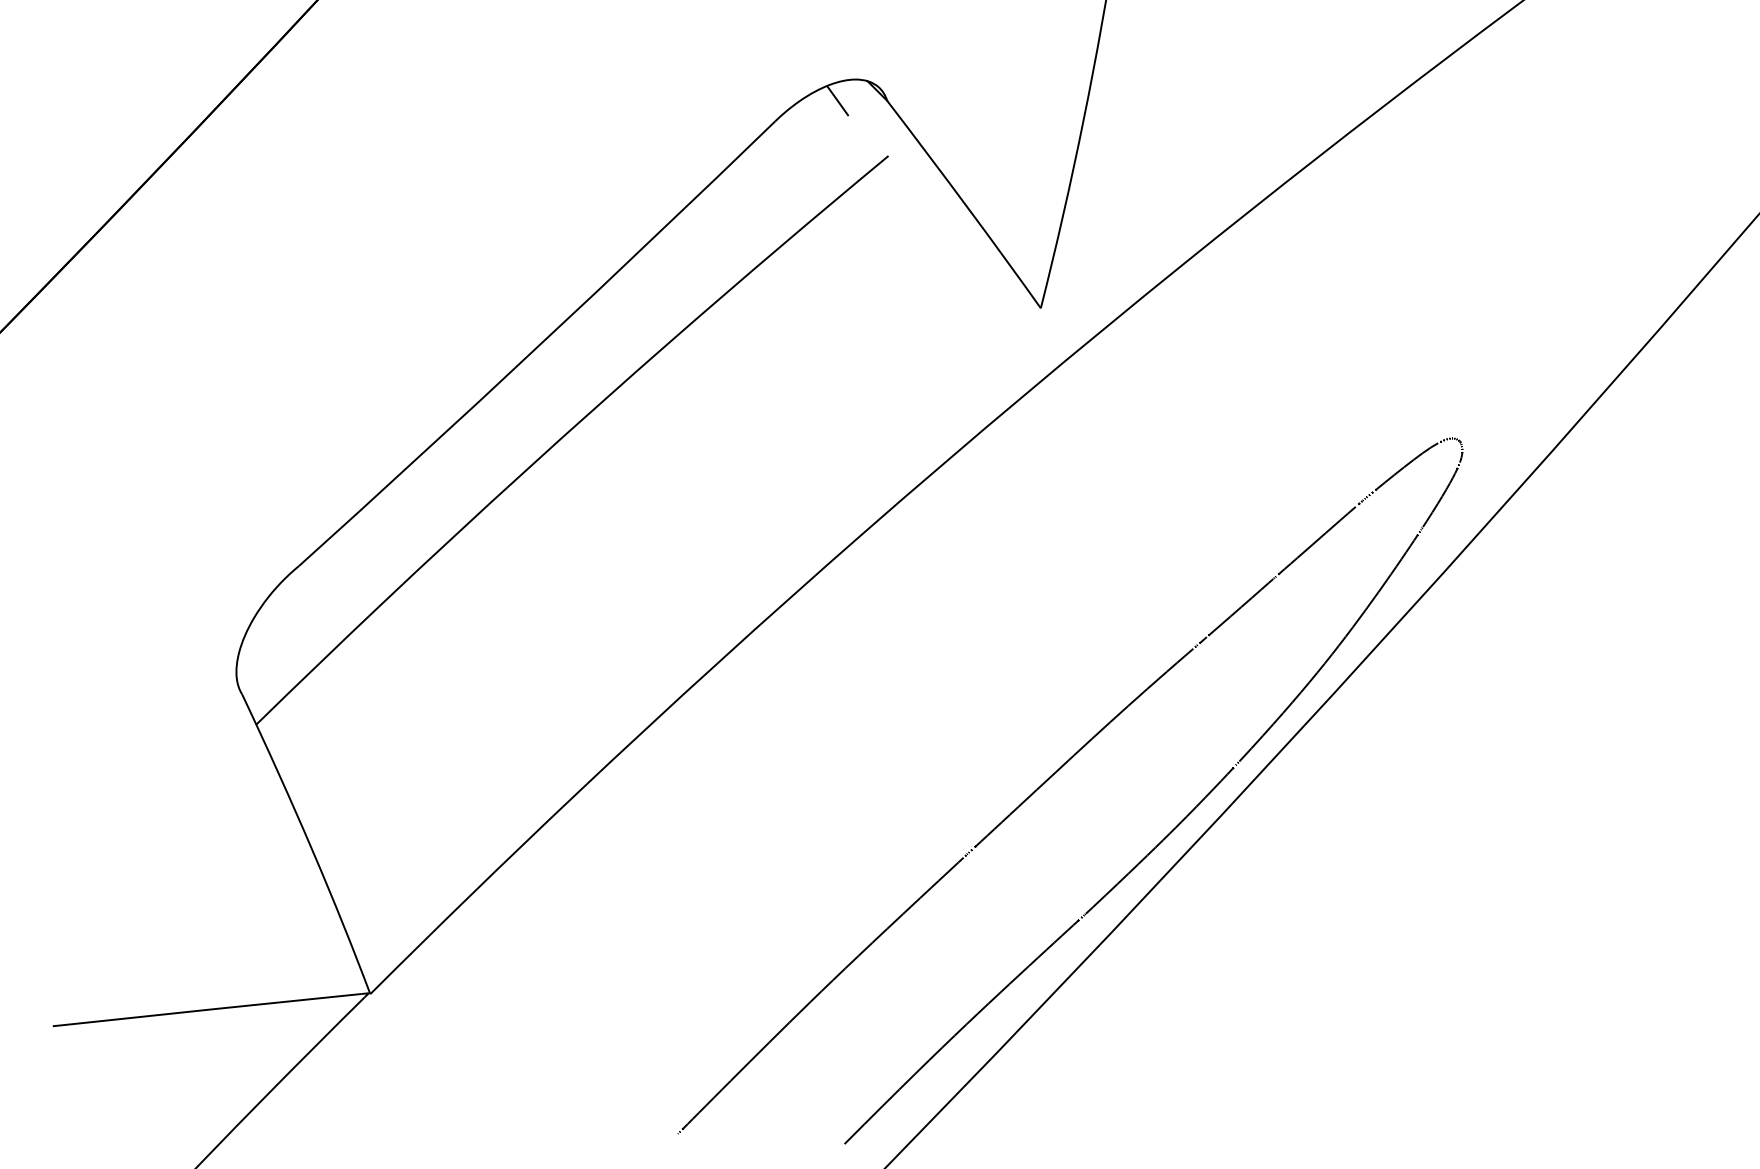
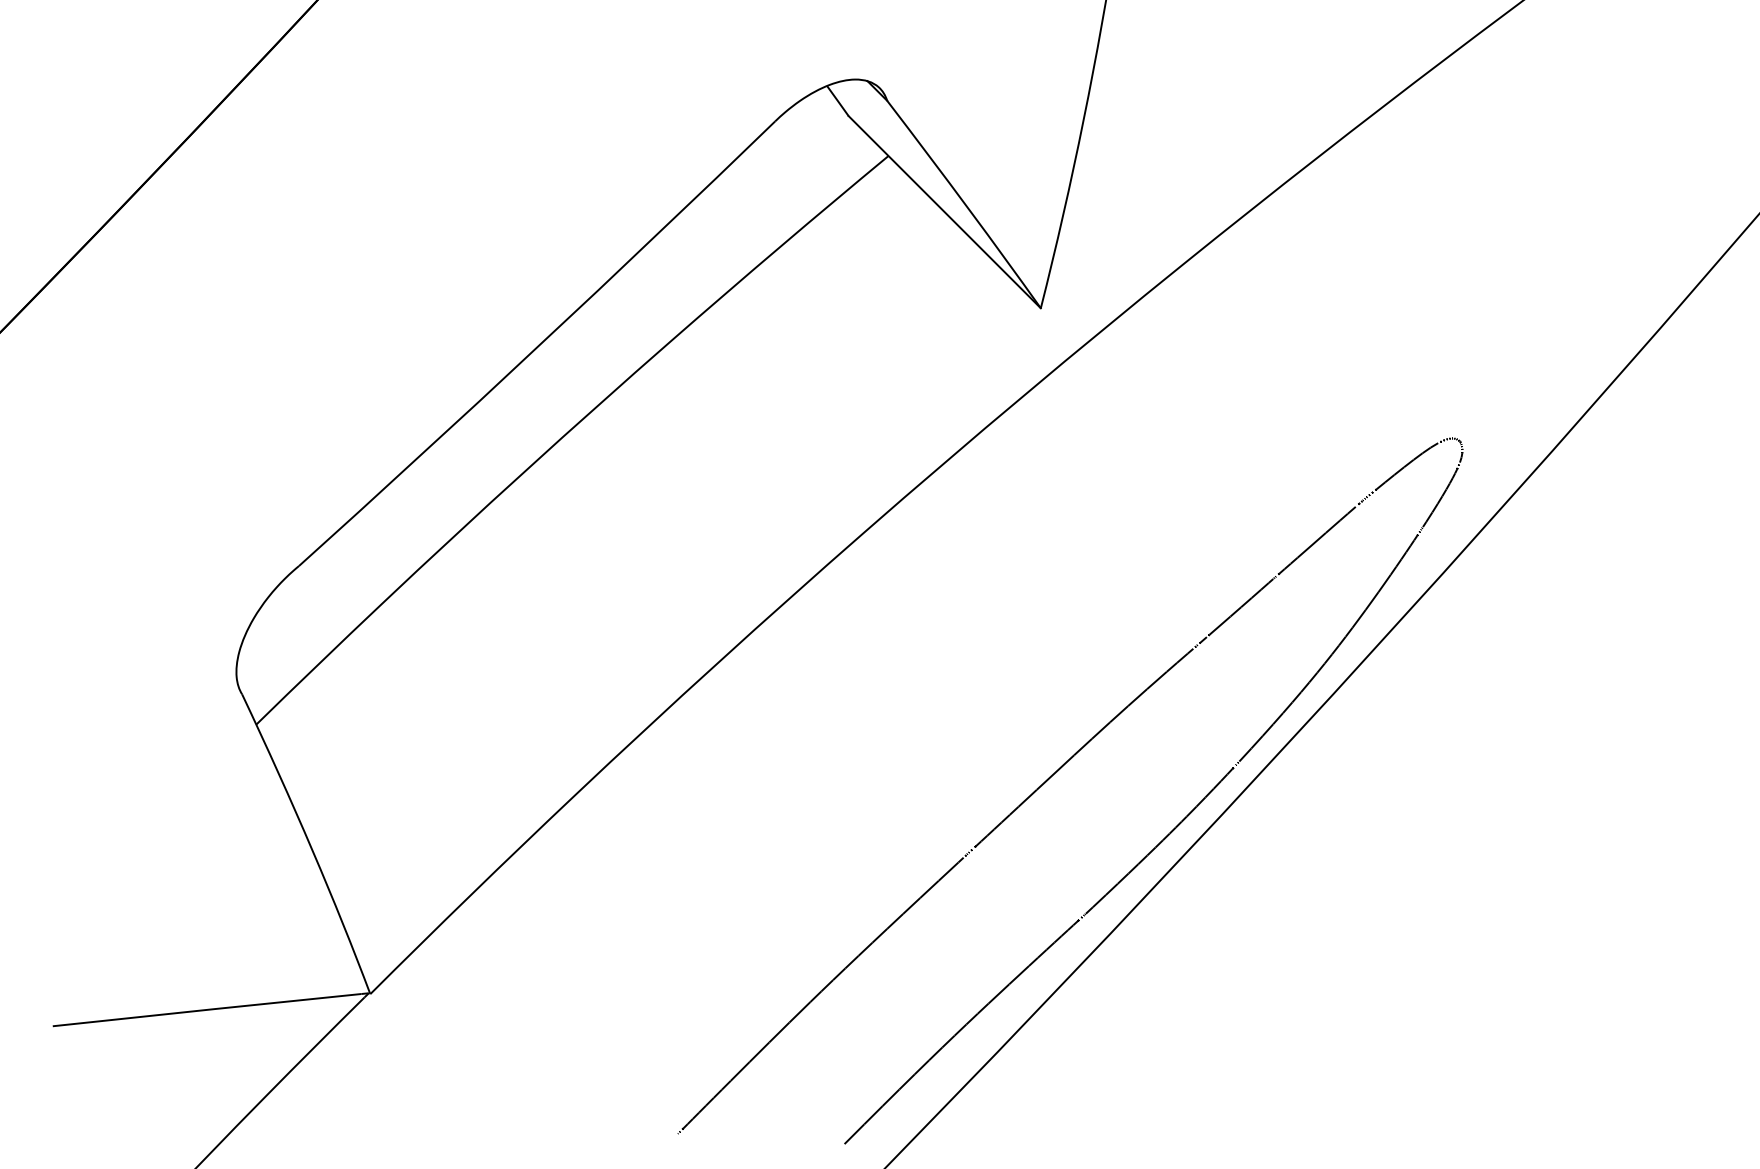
line: none -> present (944, 212)
